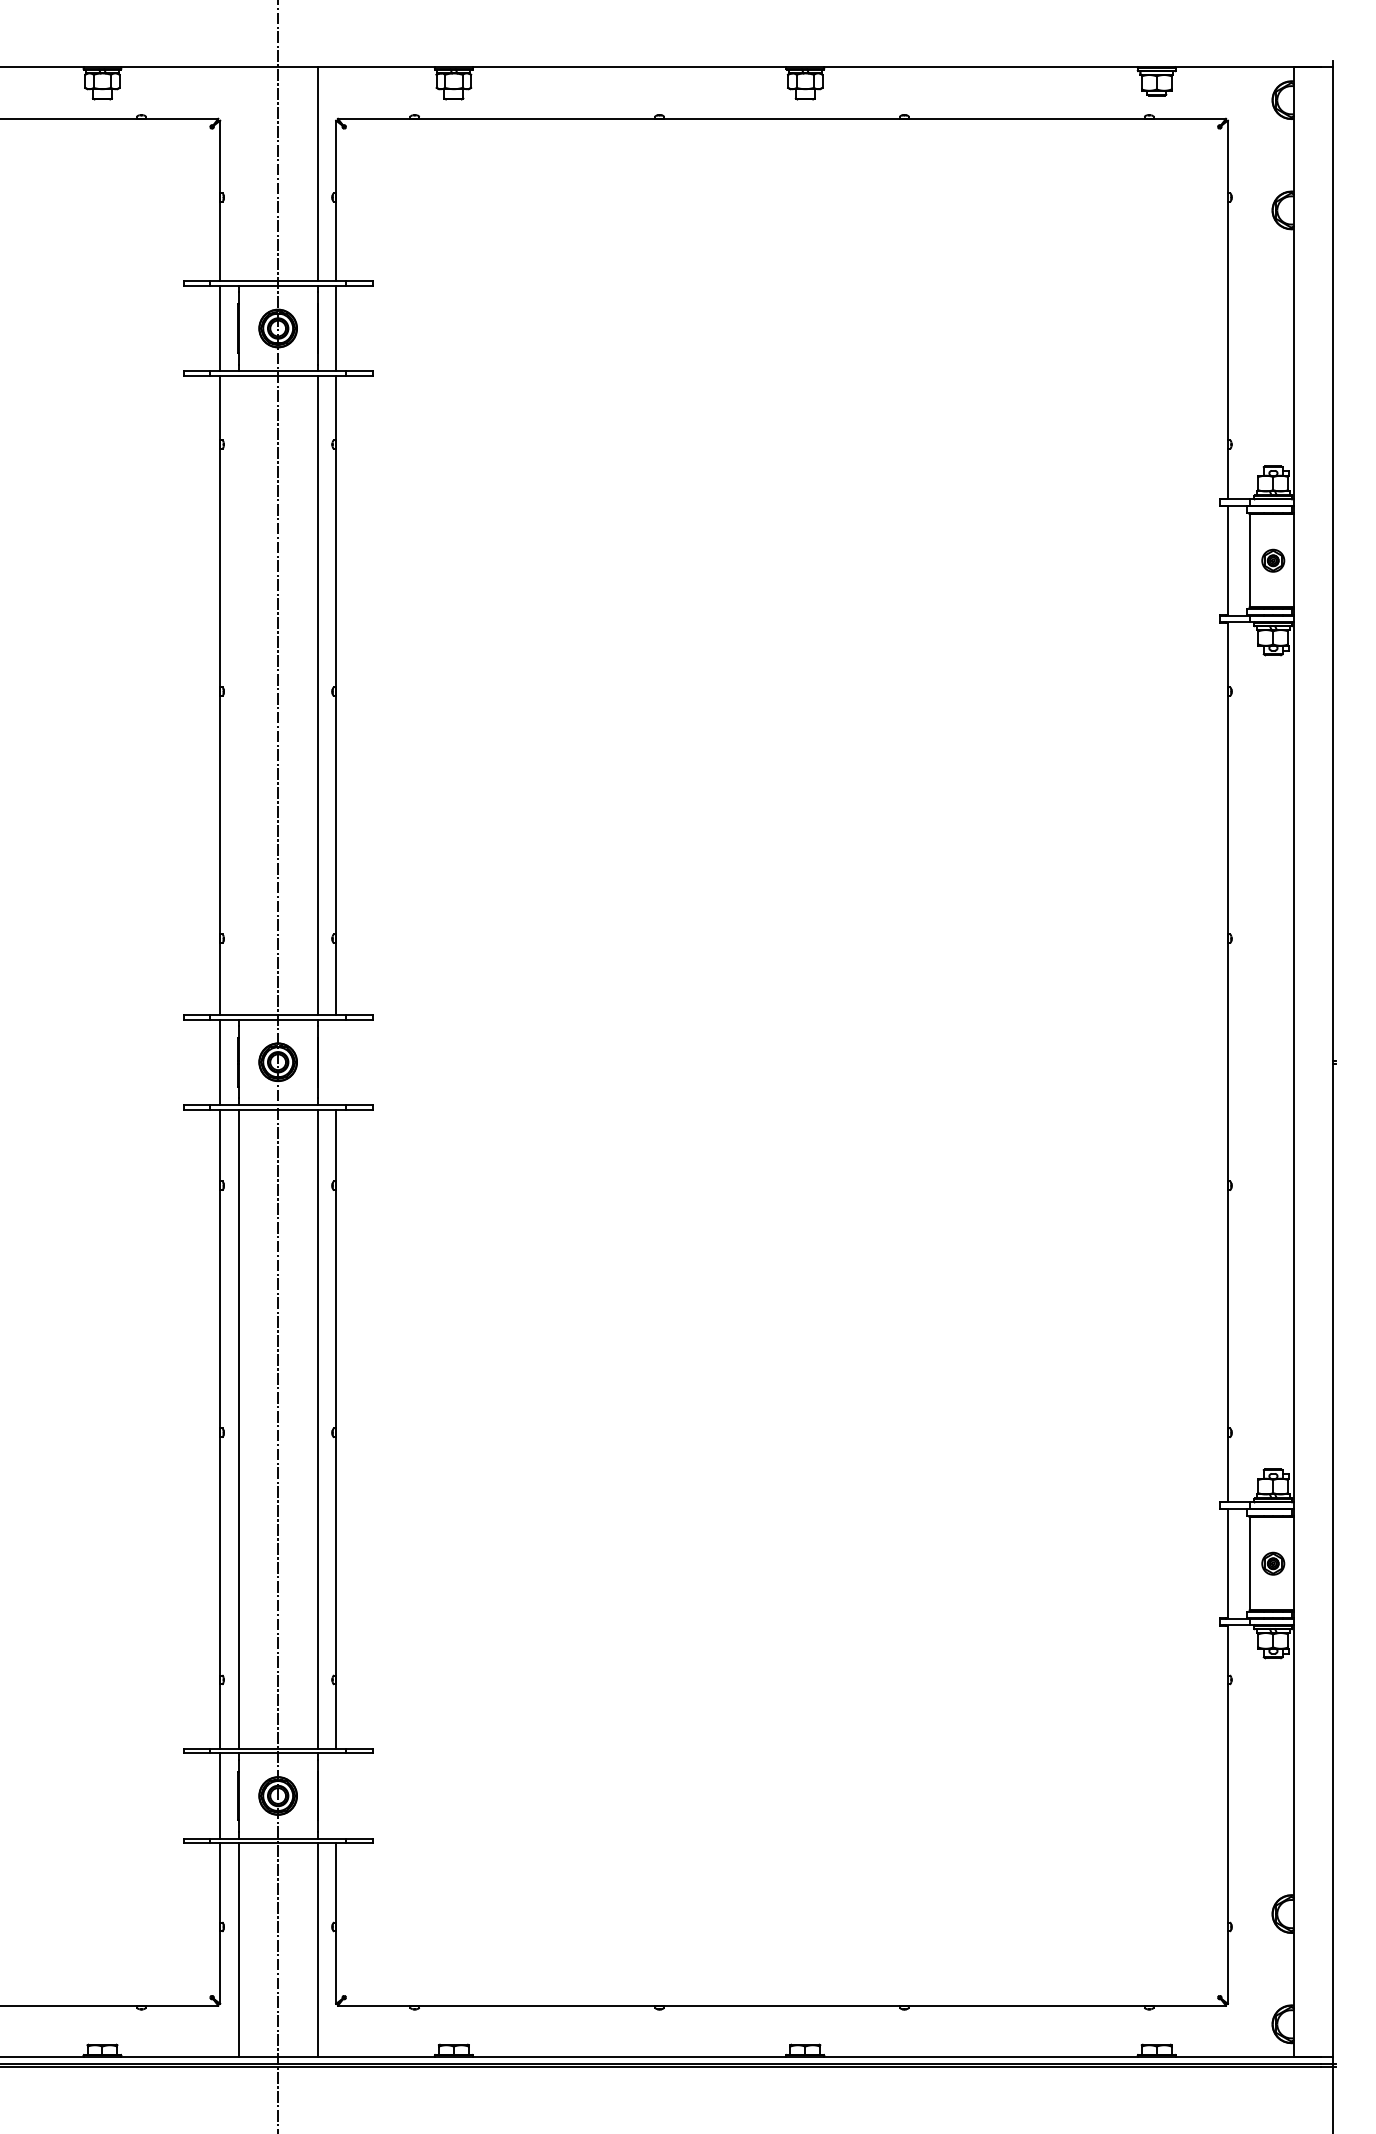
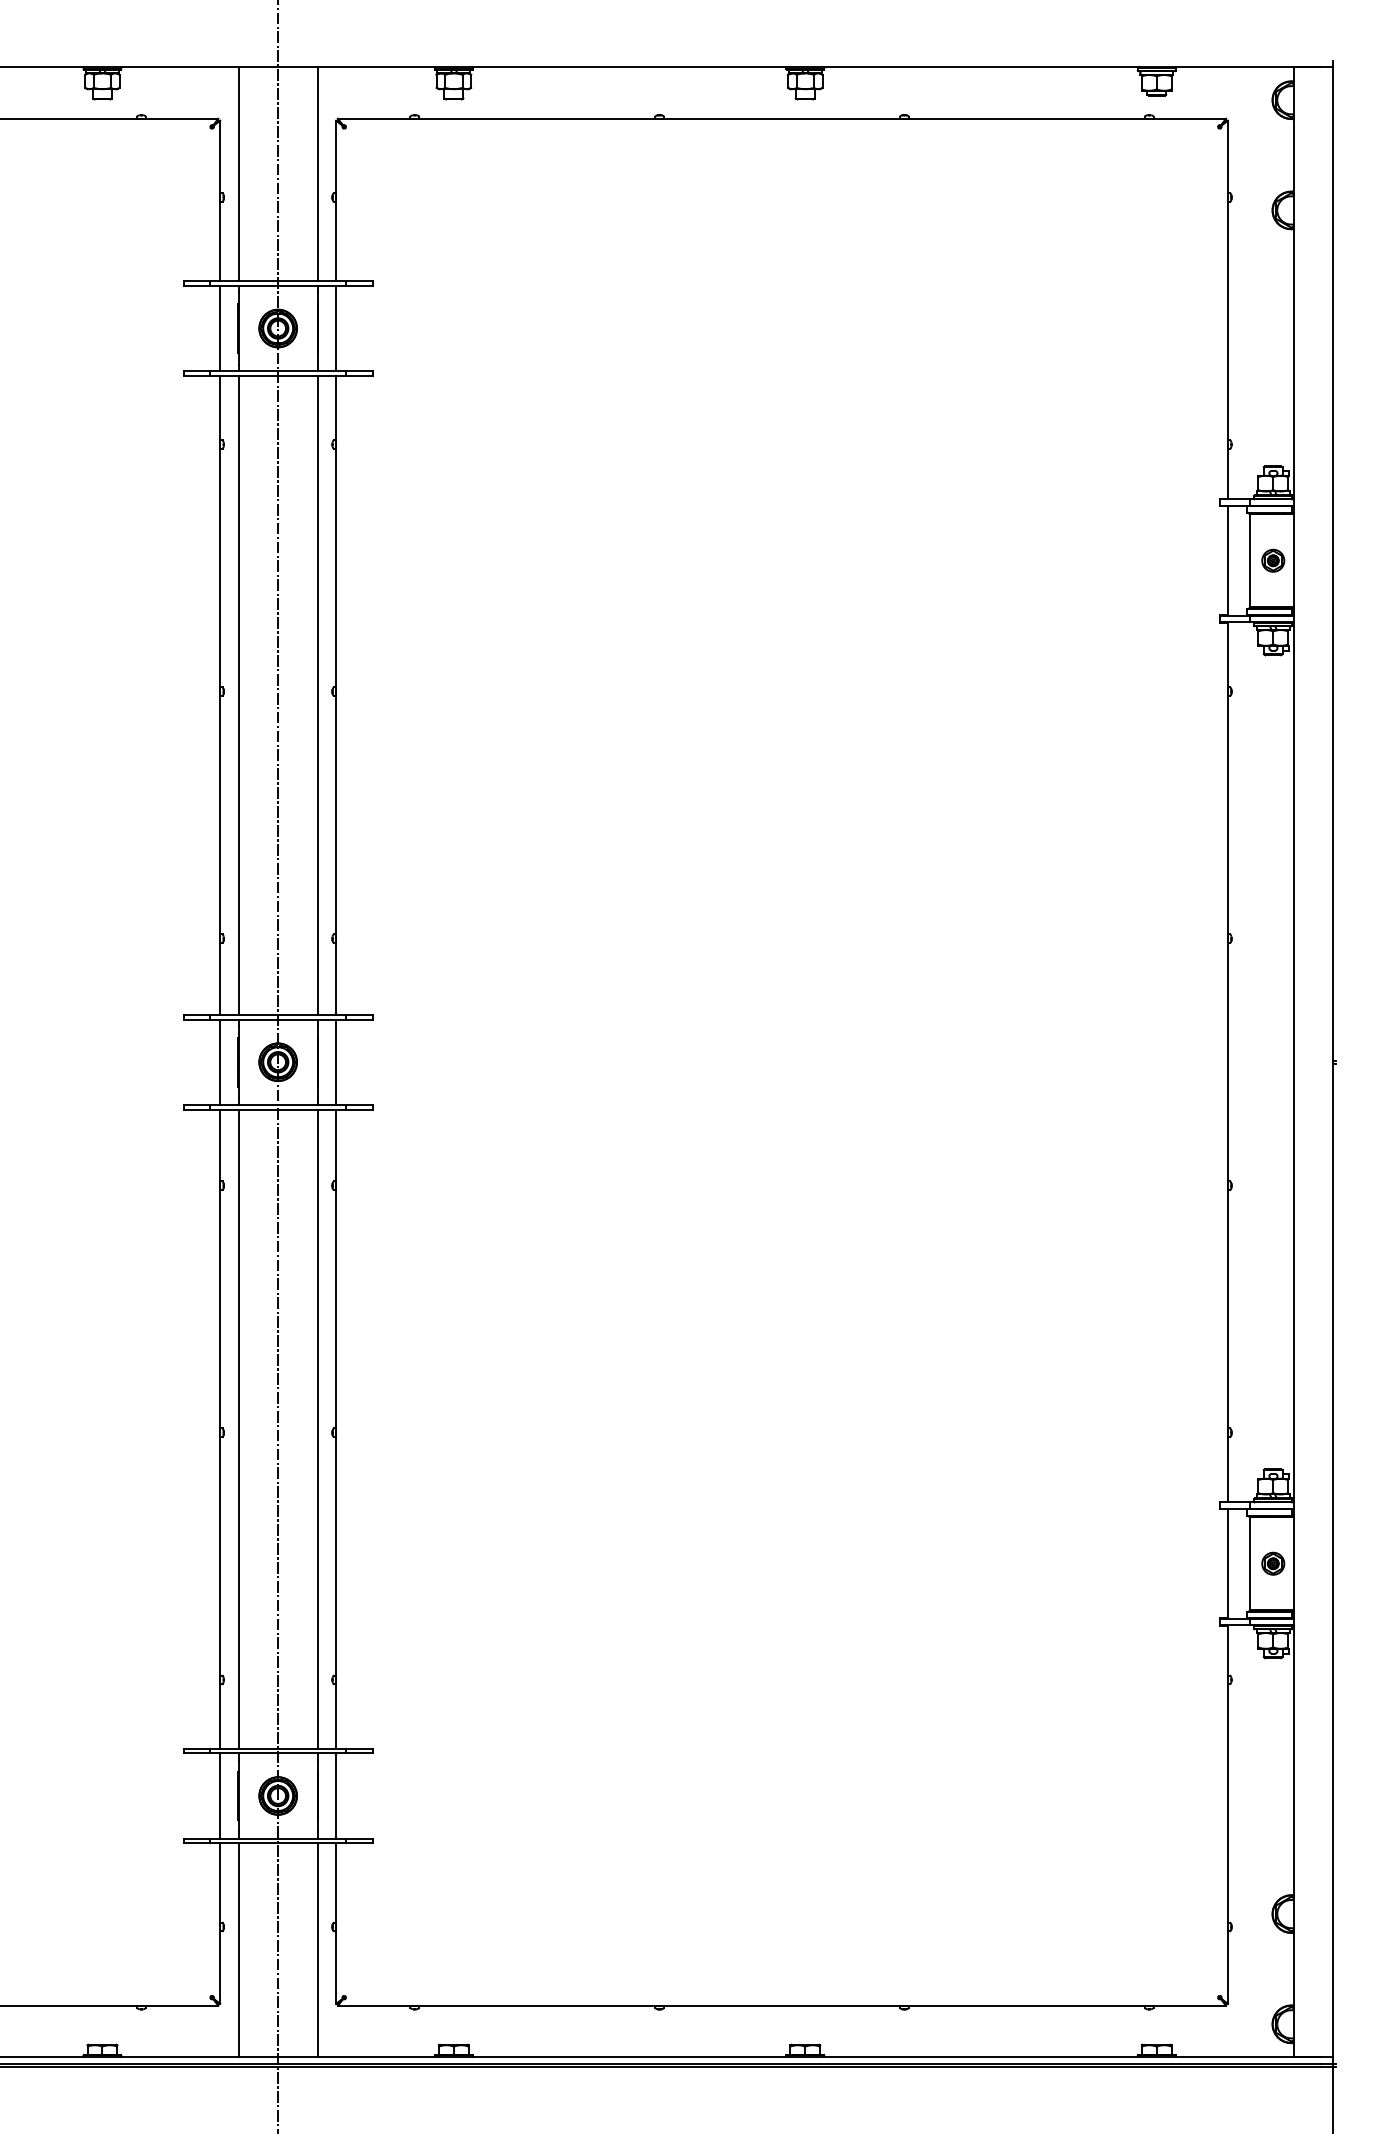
line: none -> present (238, 174)
line: none -> present (238, 695)
line: none -> present (336, 1061)
line: none -> present (336, 1795)
